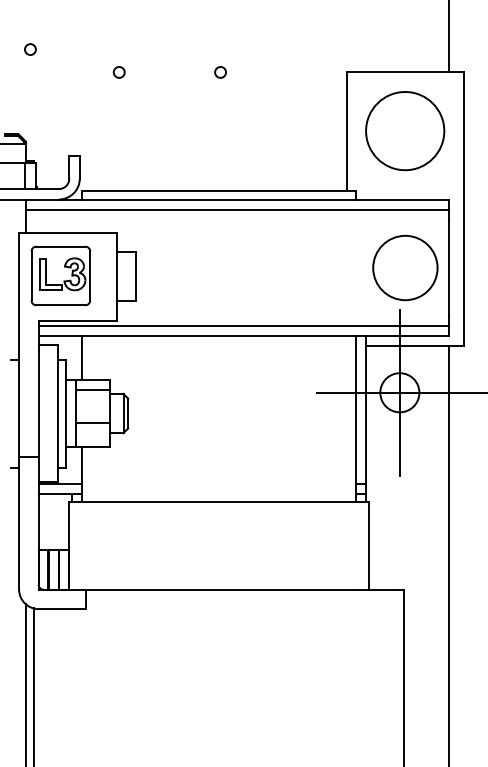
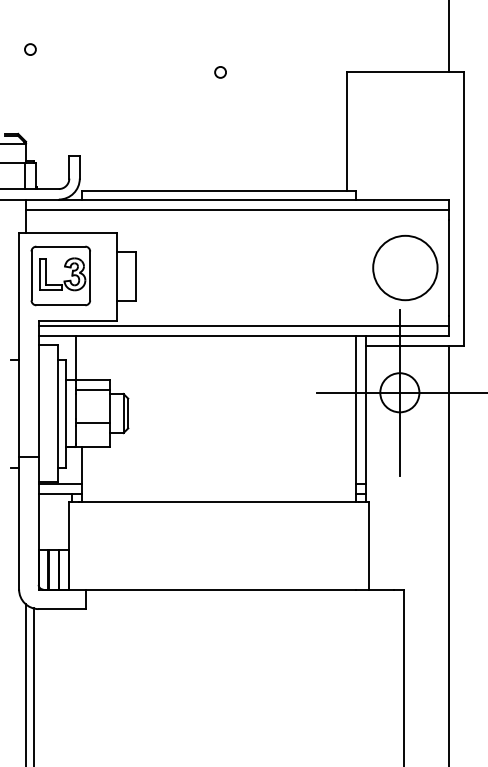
circle: present -> none (118, 72)
circle: present -> none (405, 131)
line position: (82, 358) -> (76, 358) (76, 358)
